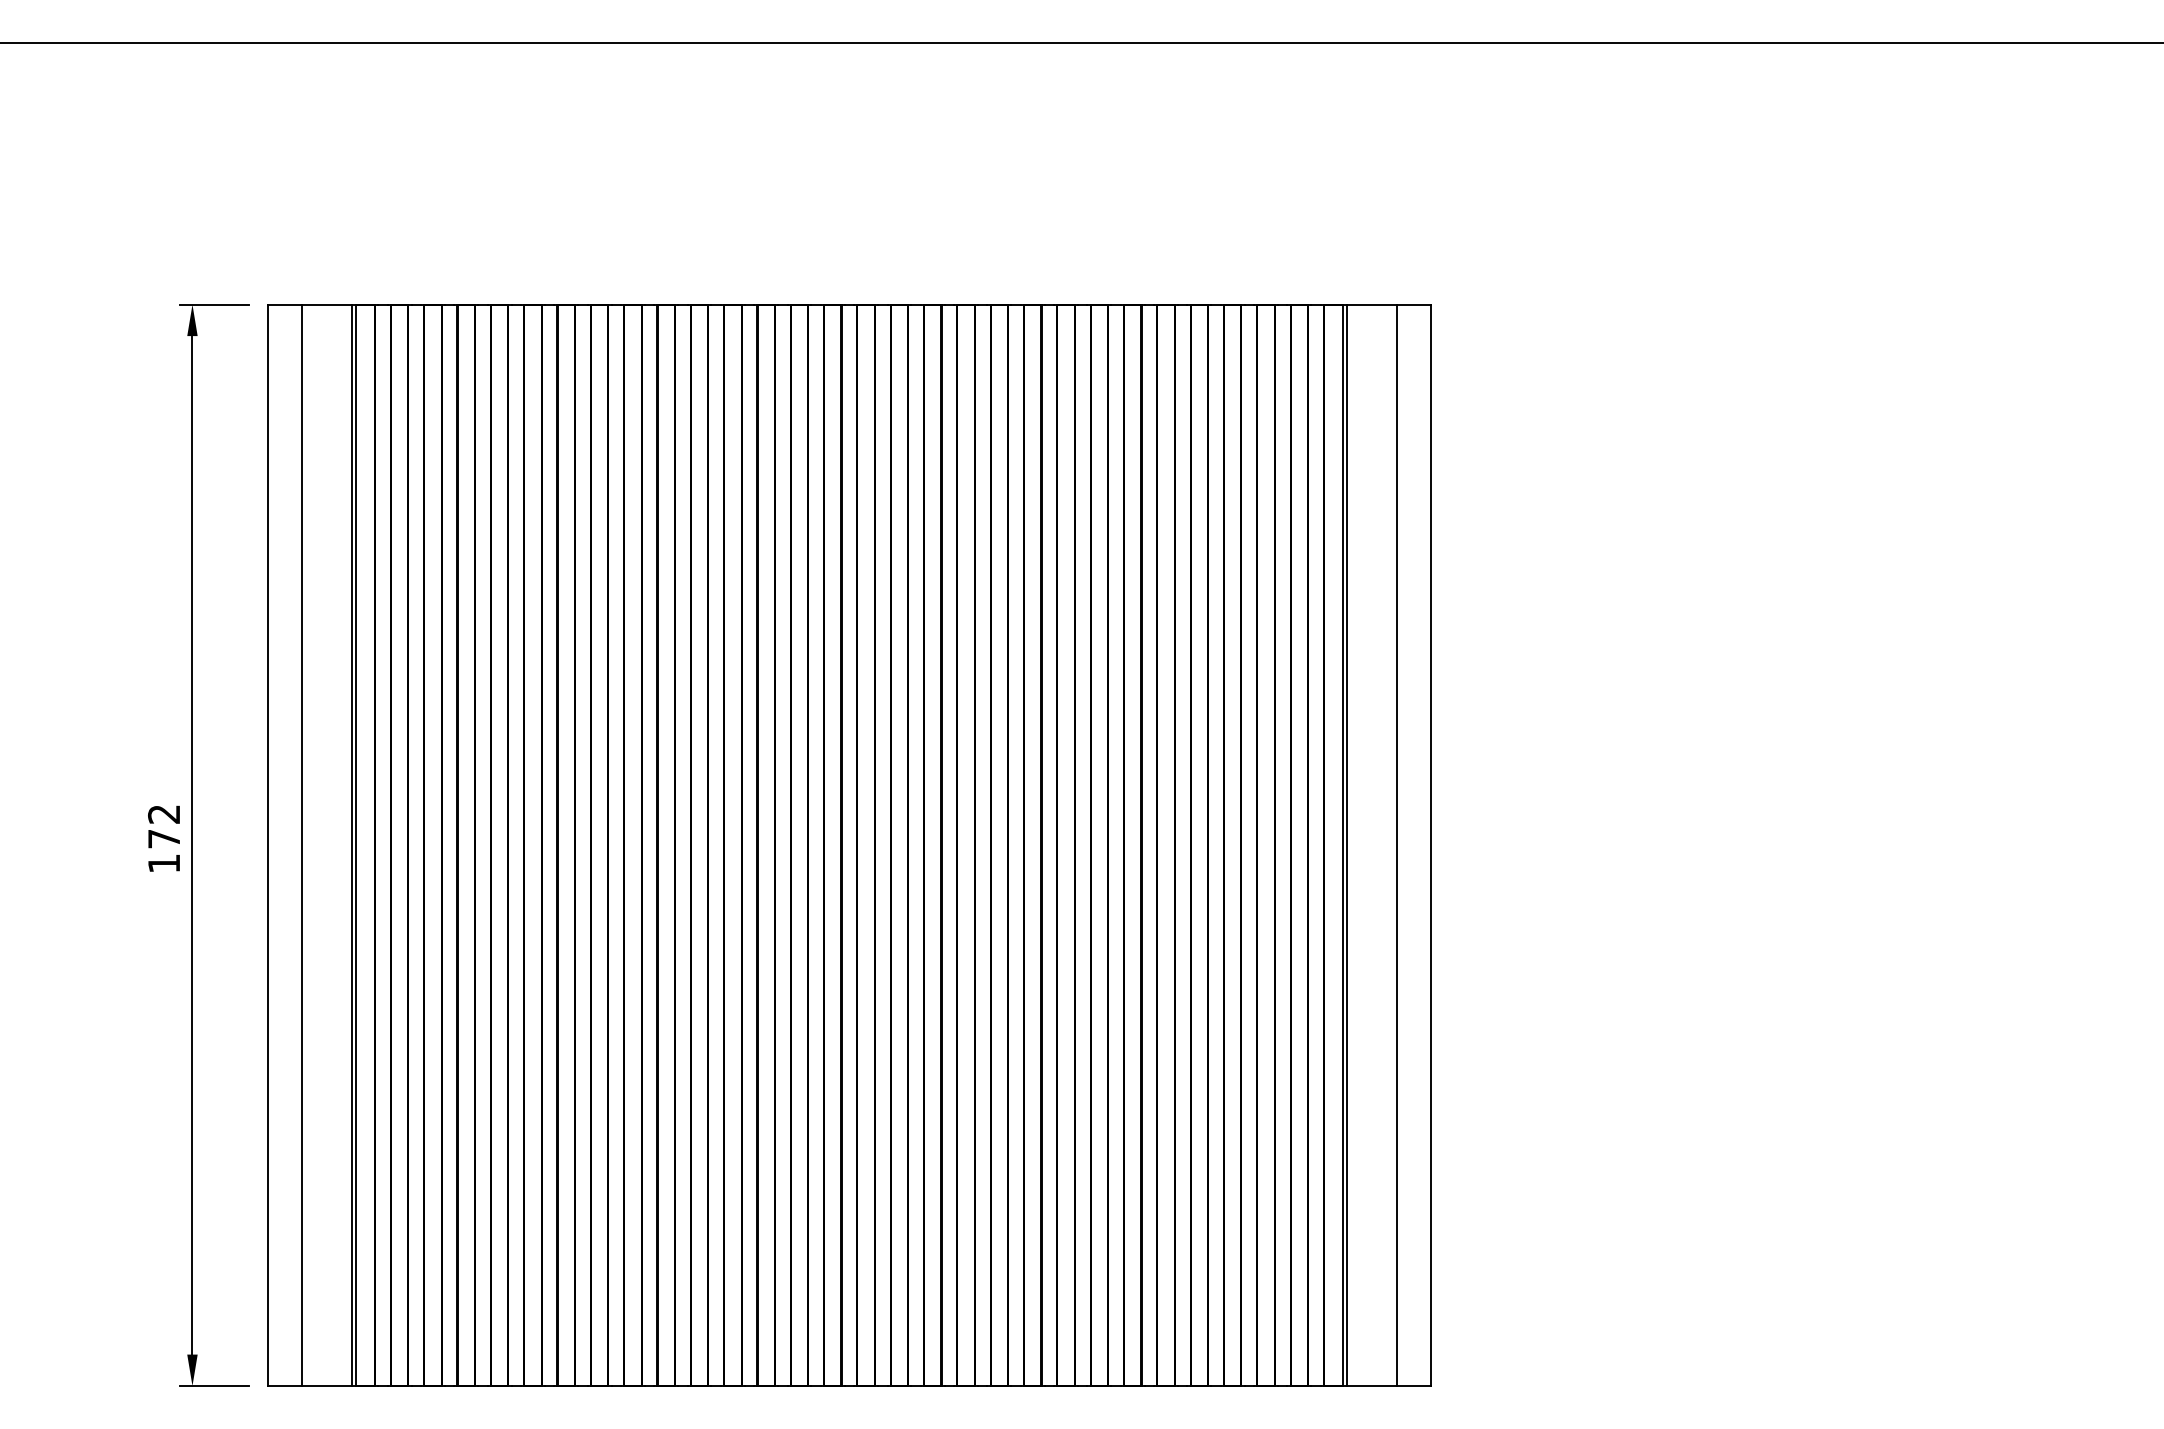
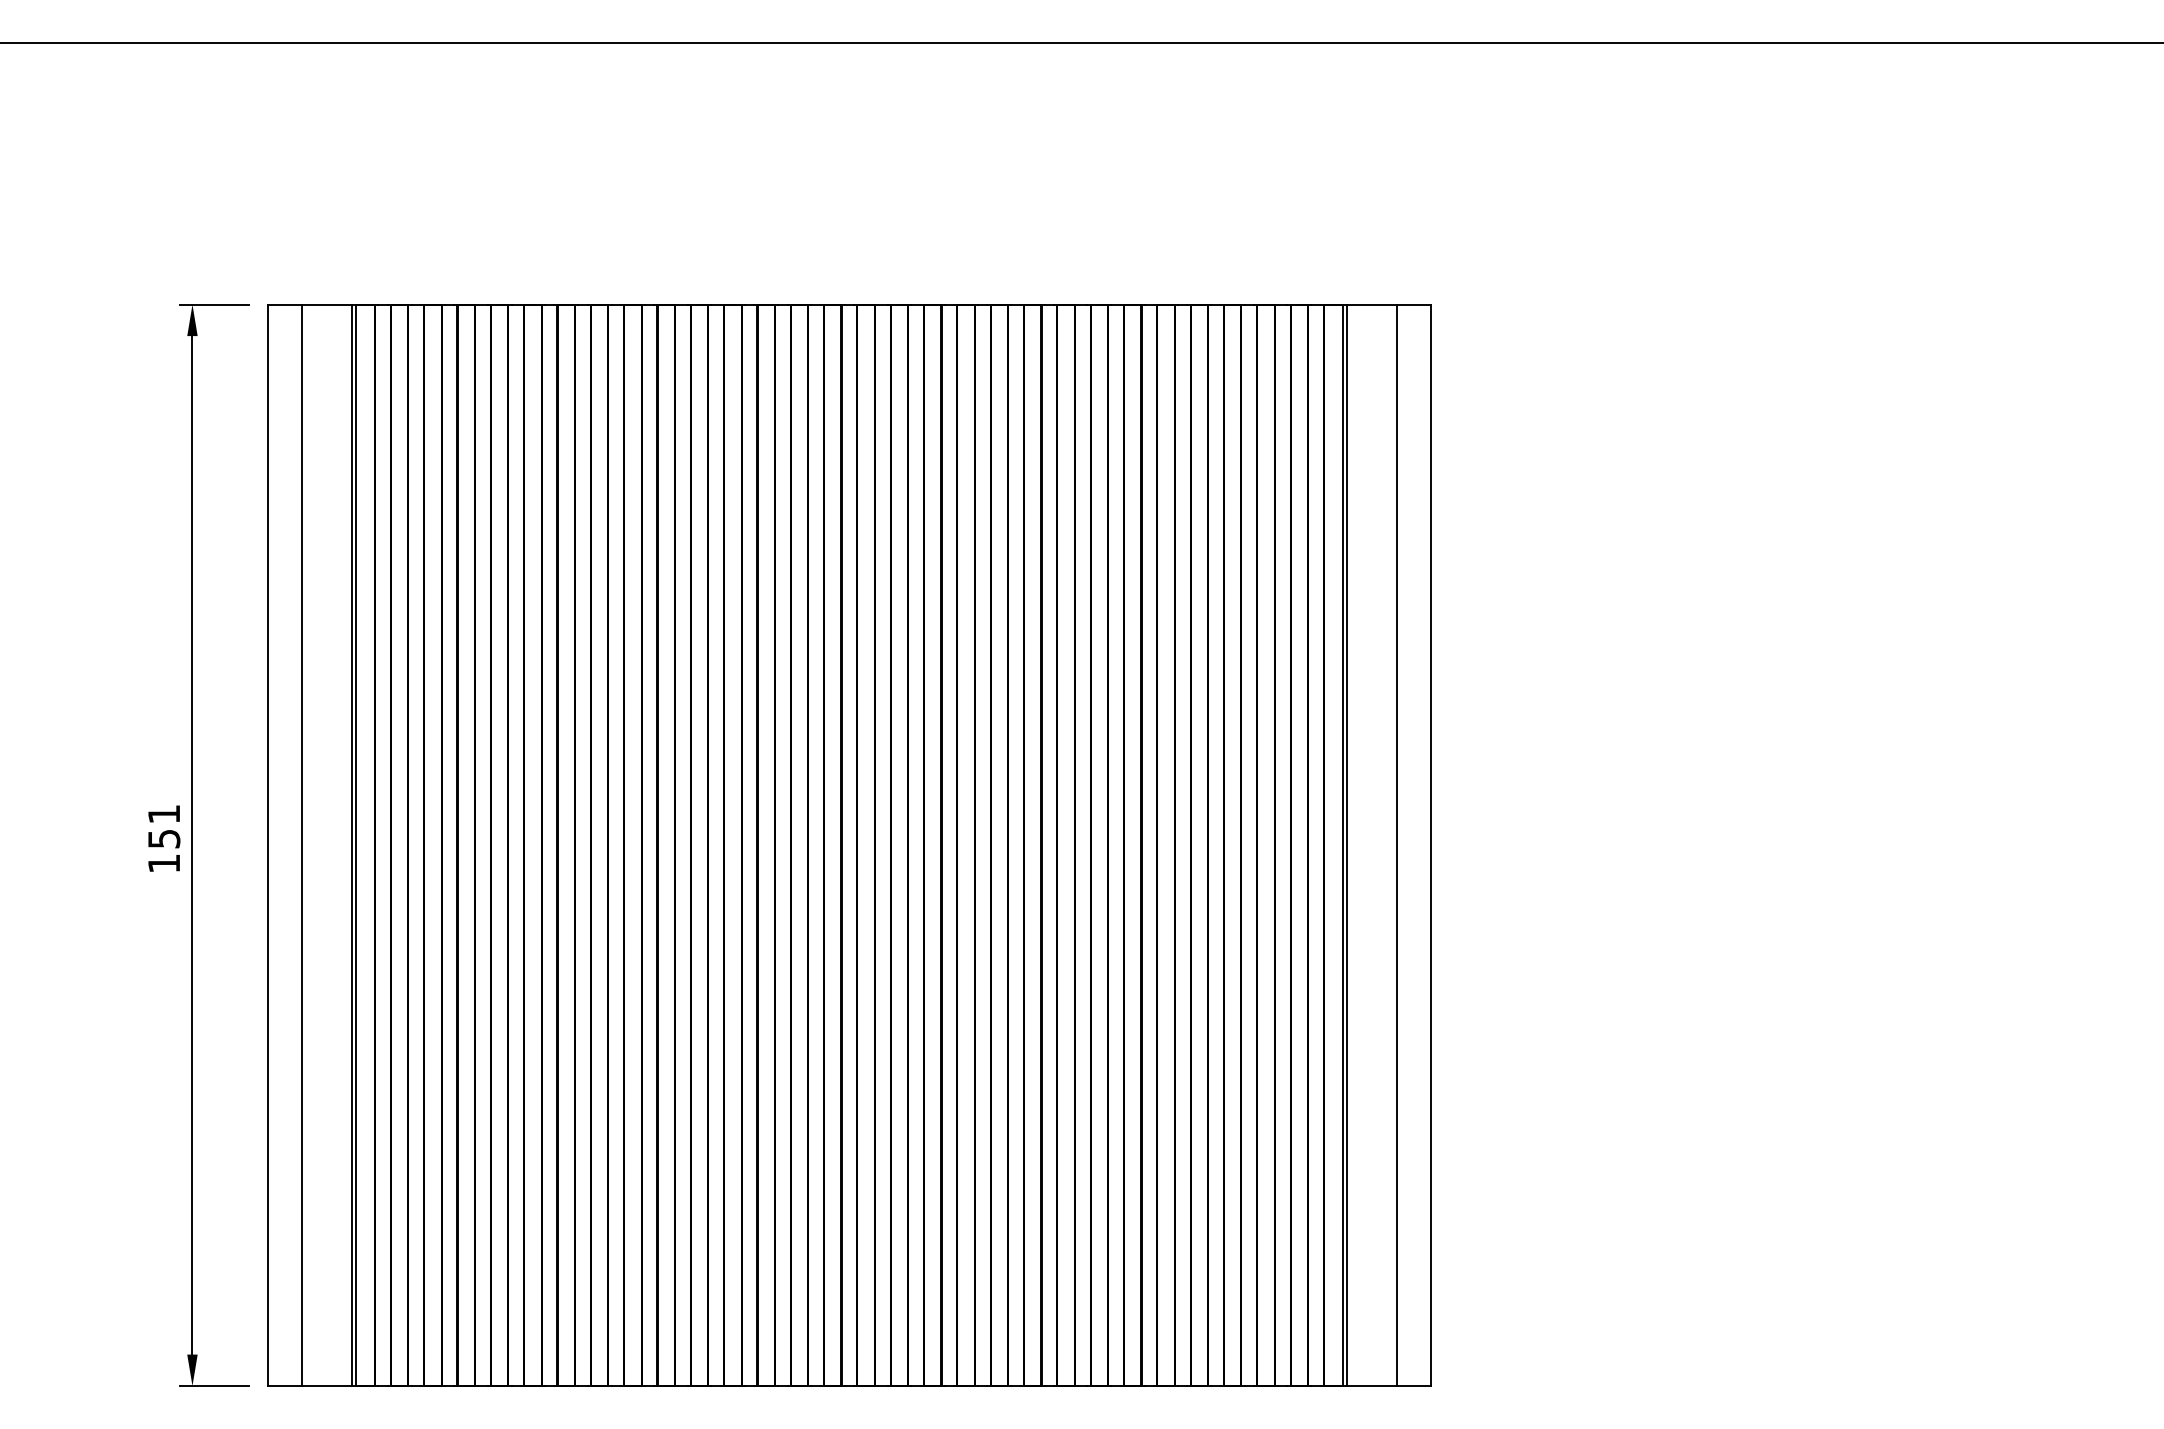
text: 172 -> 151 (164, 826)
